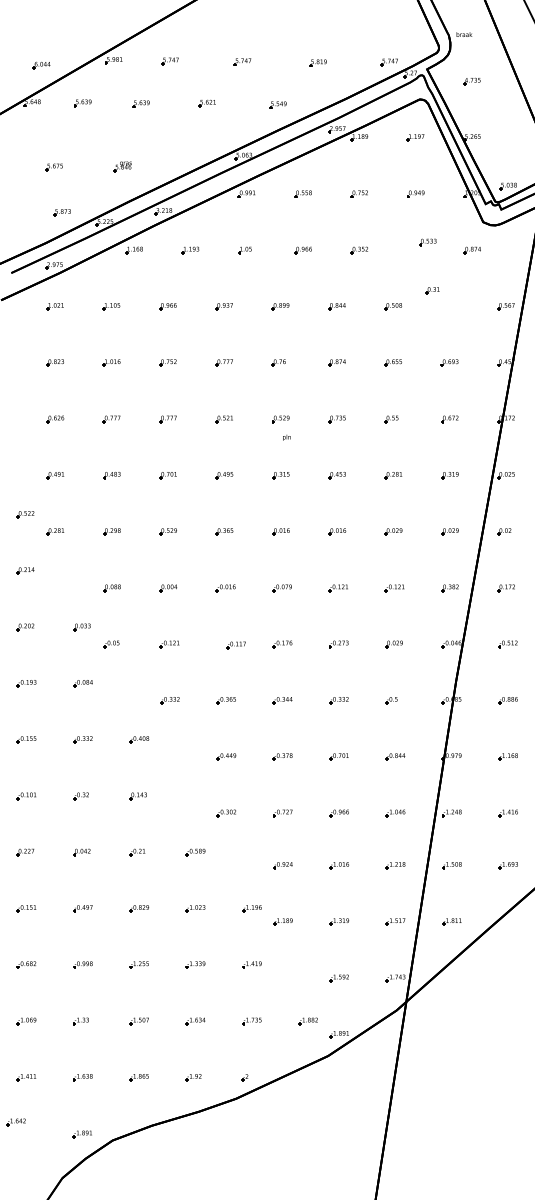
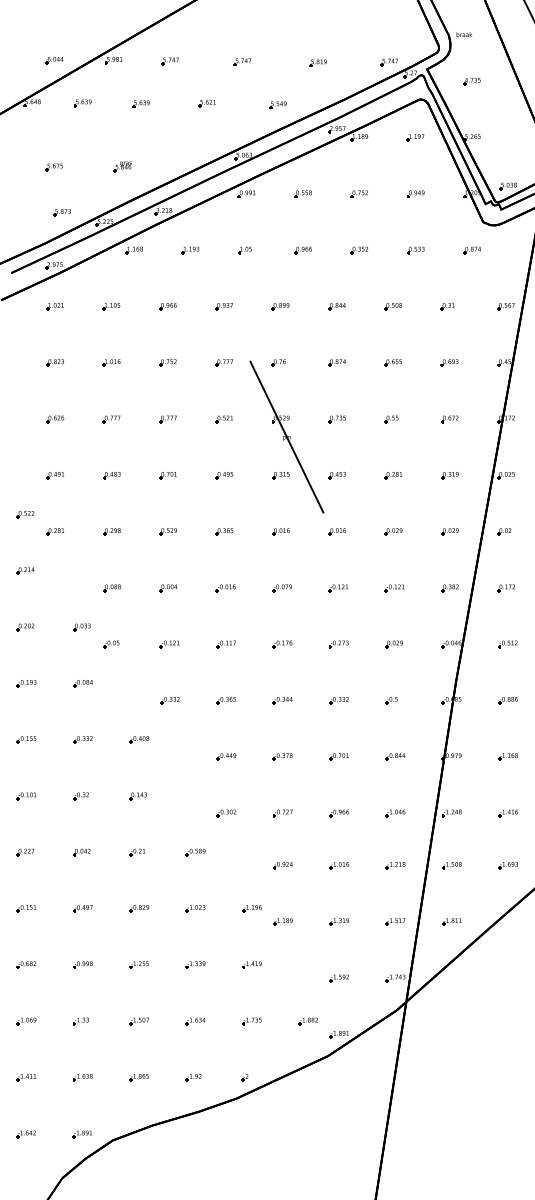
part position: (41, 65) -> (54, 60) (54, 60)
part position: (427, 242) -> (415, 250) (415, 250)
part position: (432, 290) -> (447, 306) (447, 306)
line: none -> present (286, 436)
part position: (235, 645) -> (225, 644) (225, 644)
part position: (15, 1122) -> (25, 1134) (25, 1134)
